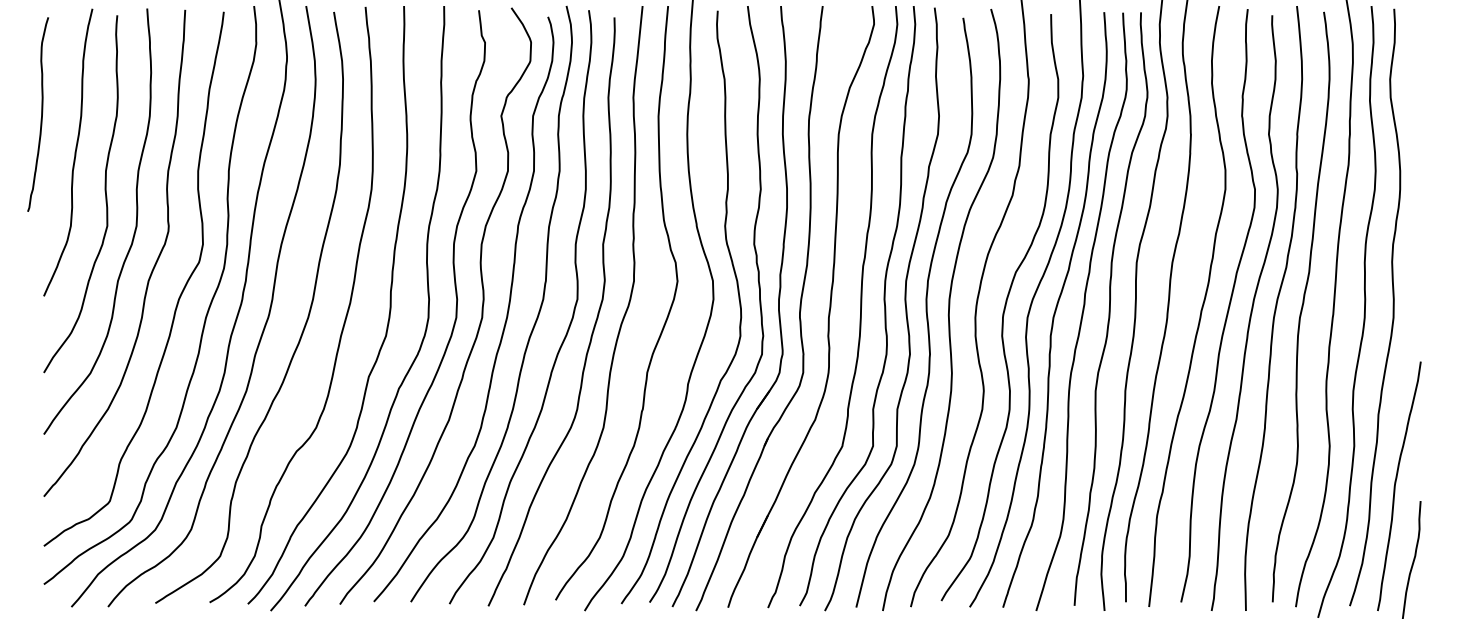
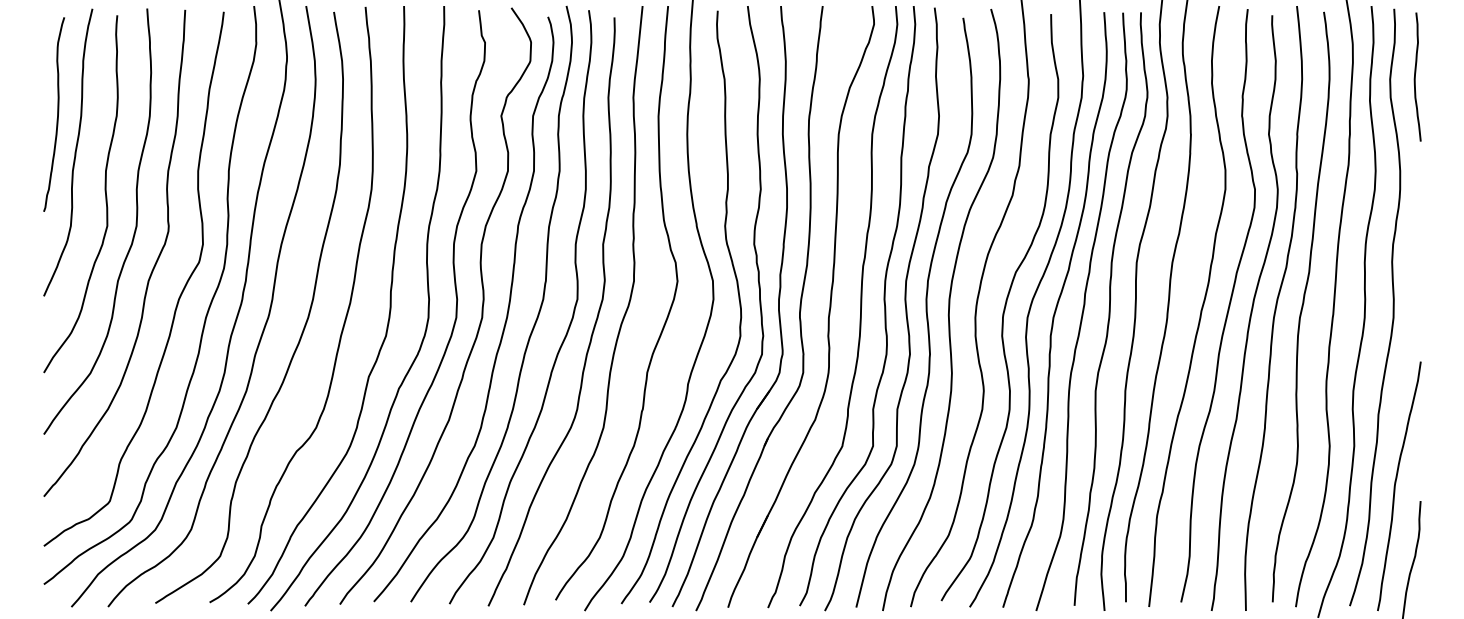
curve: none -> present (1415, 76)
curve position: (41, 114) -> (57, 114) (57, 114)
